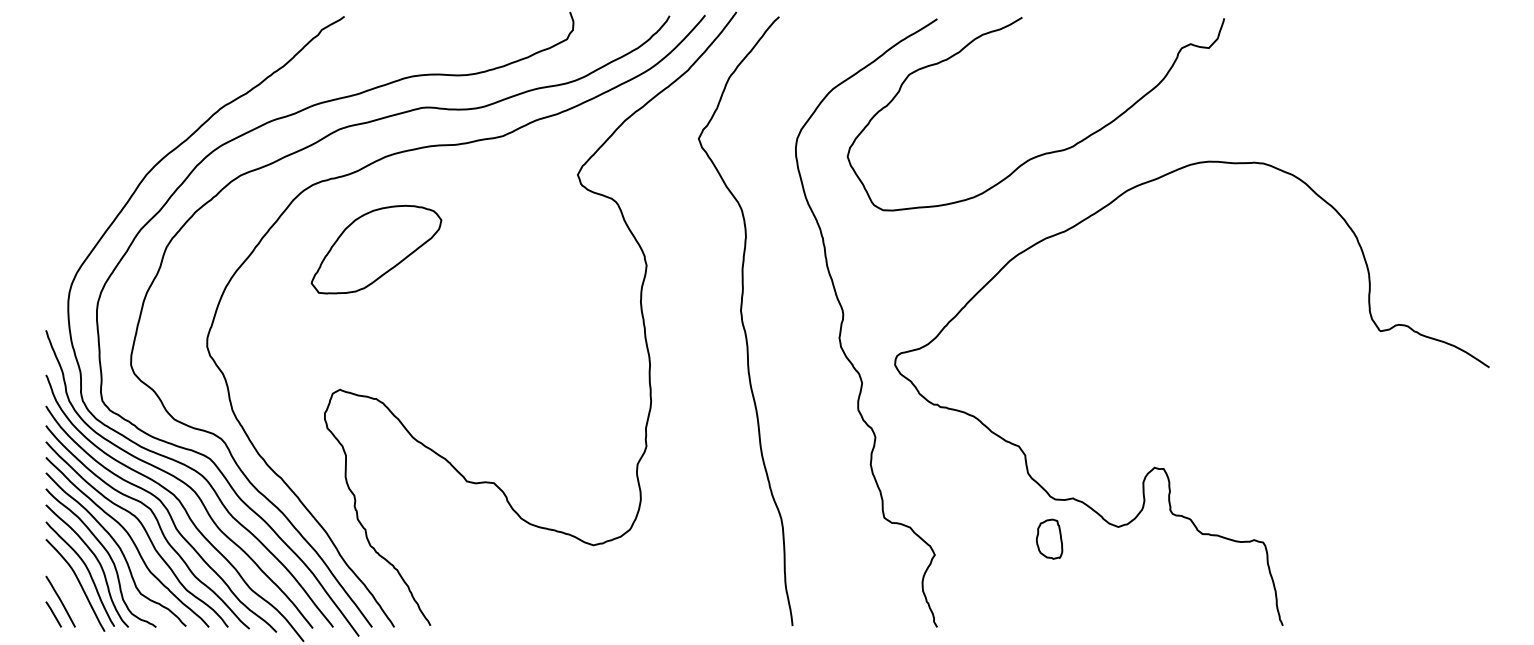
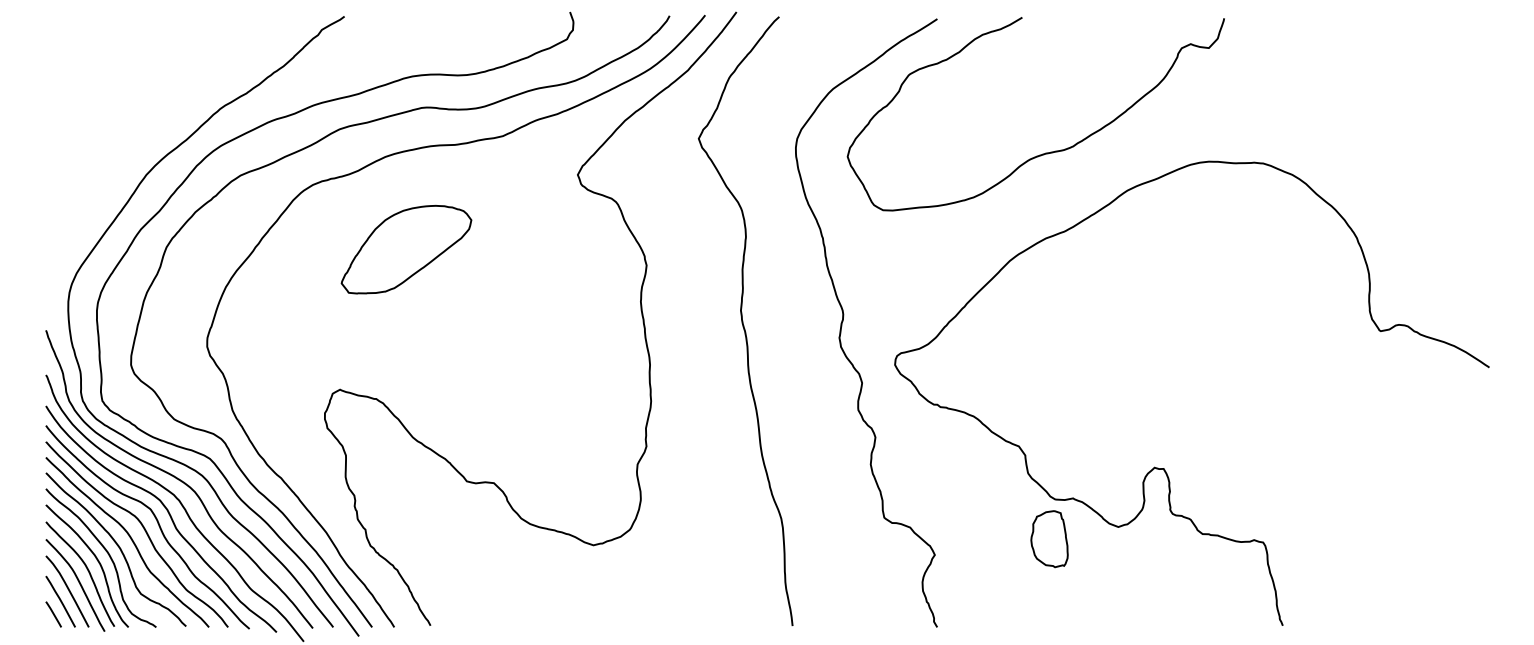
part position: (376, 249) -> (406, 249) (406, 249)
part size: 29x42 px -> 39x59 px (1049, 539)
curve: none -> present (68, 591)
